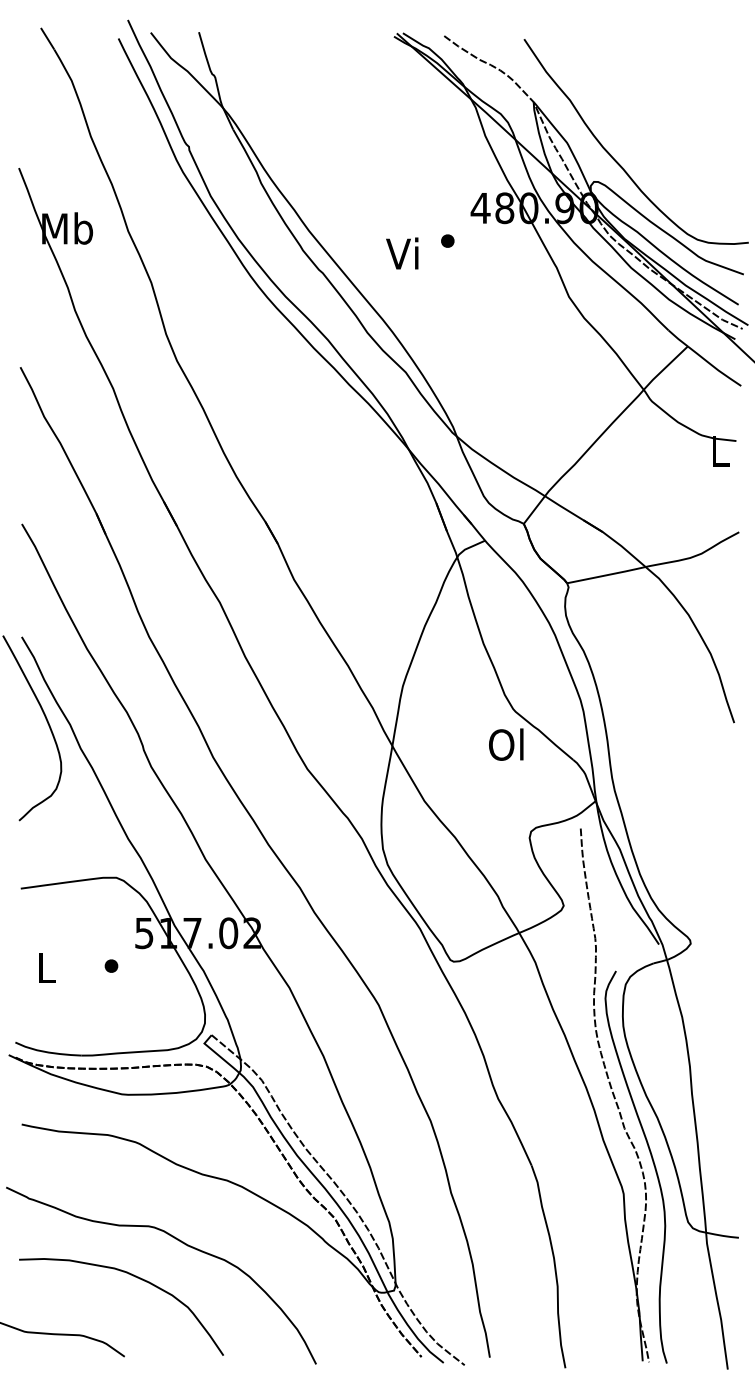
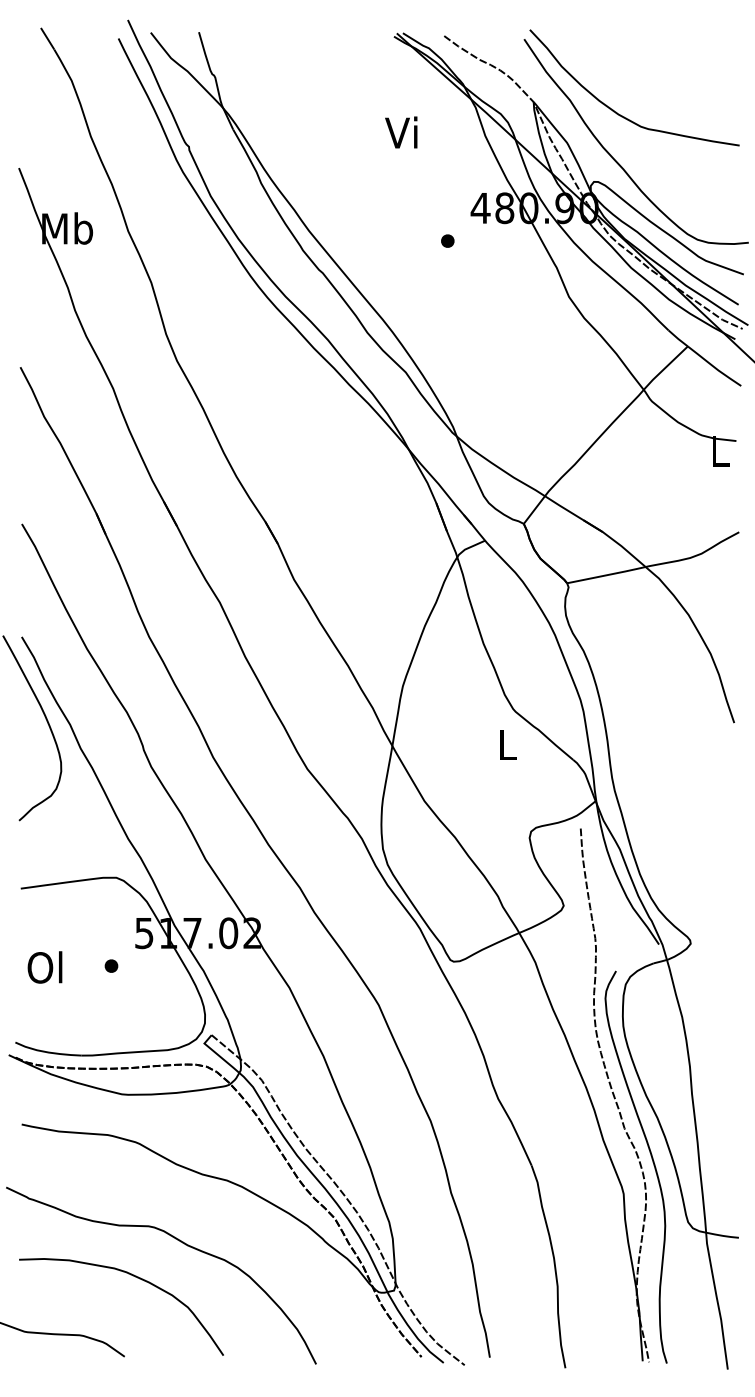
curve: none -> present (616, 111)
text position: (402, 253) -> (401, 132) (401, 132)
text: Ol -> L (506, 744)
text: L -> Ol (44, 967)
